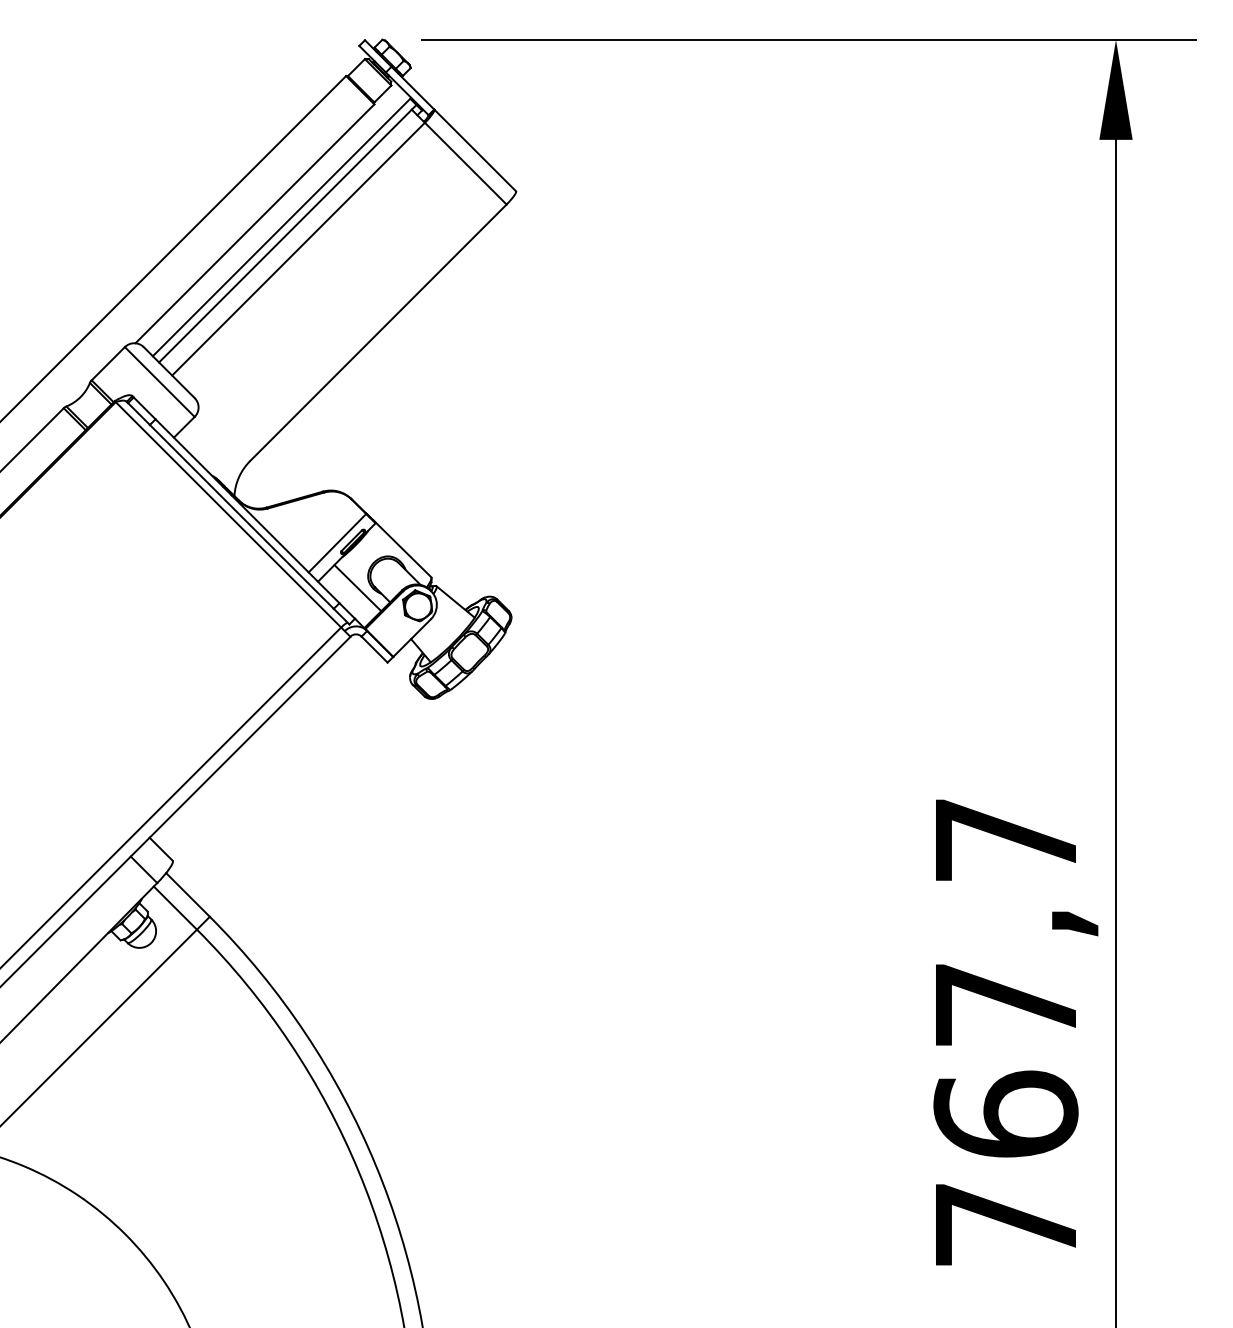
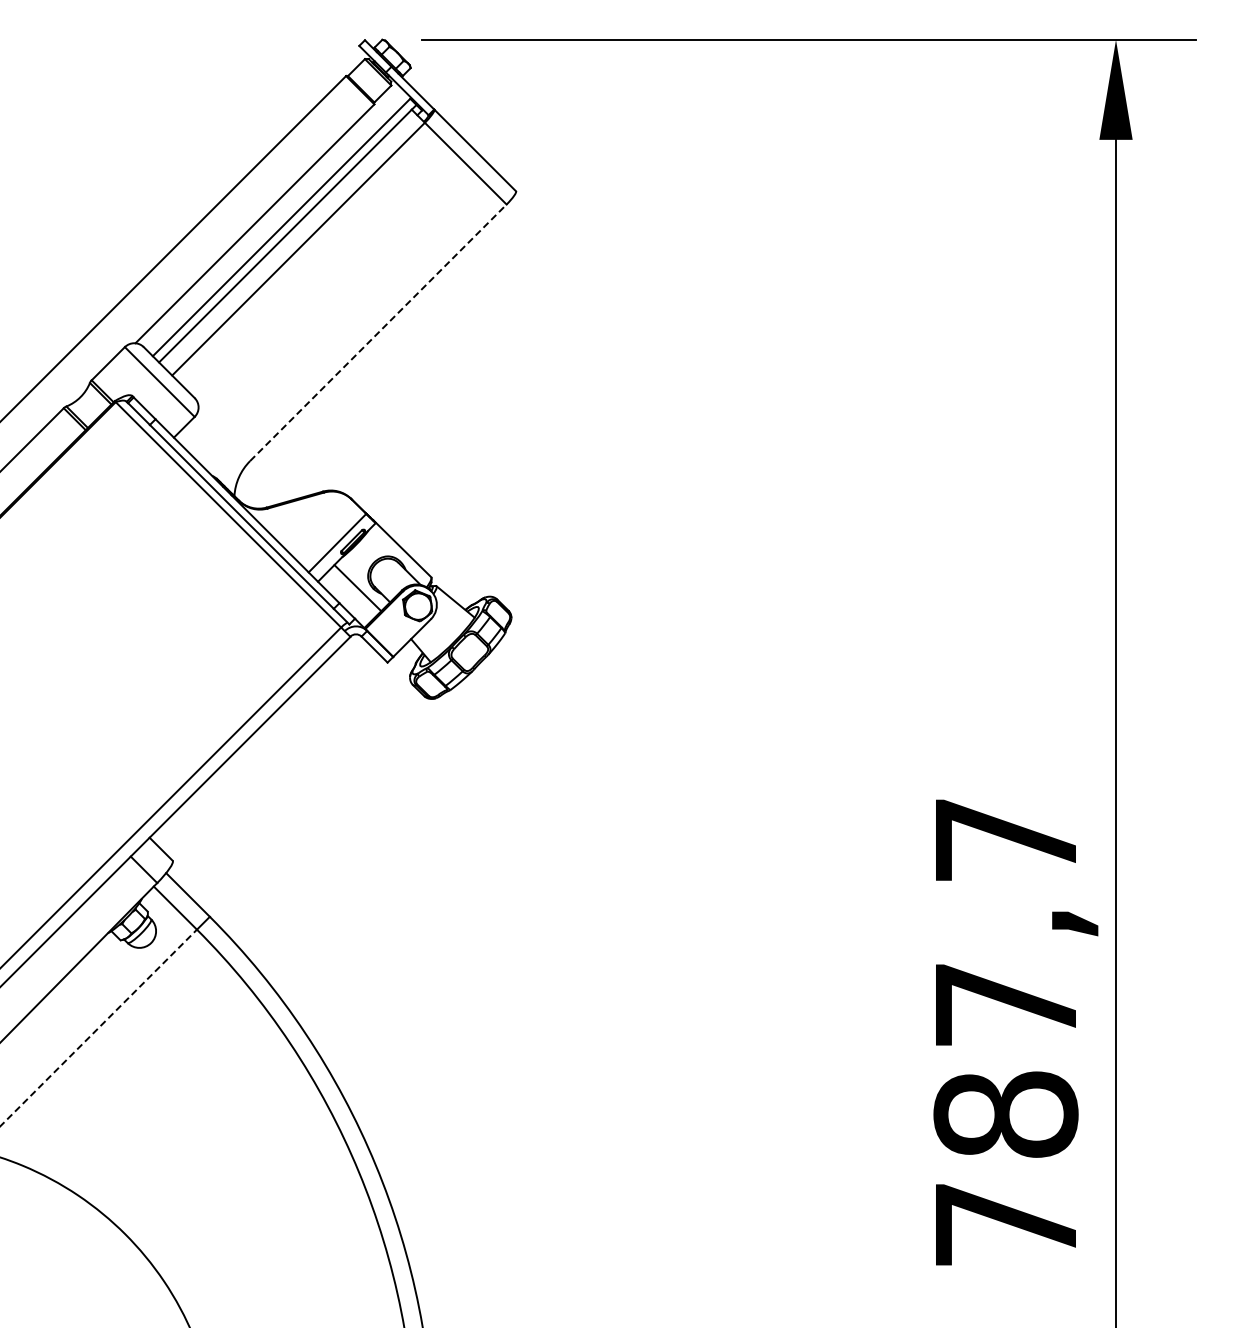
line: solid -> dashed (378, 332)
line: solid -> dashed (98, 1027)
text: 767,7 -> 787,7 (1005, 1113)
